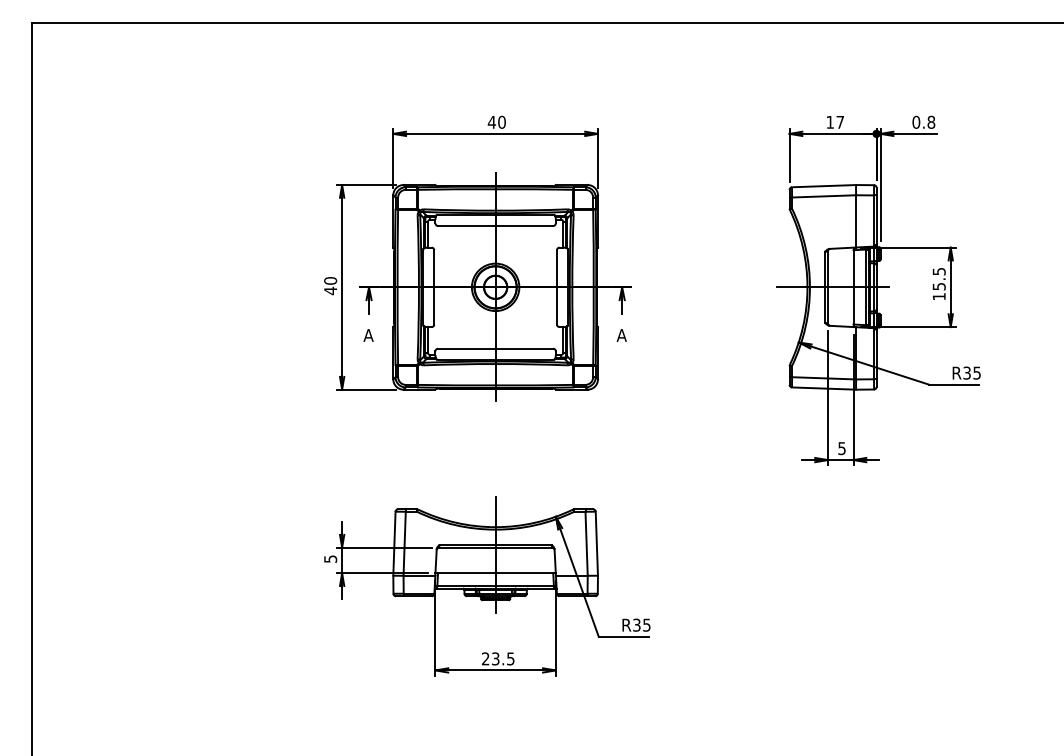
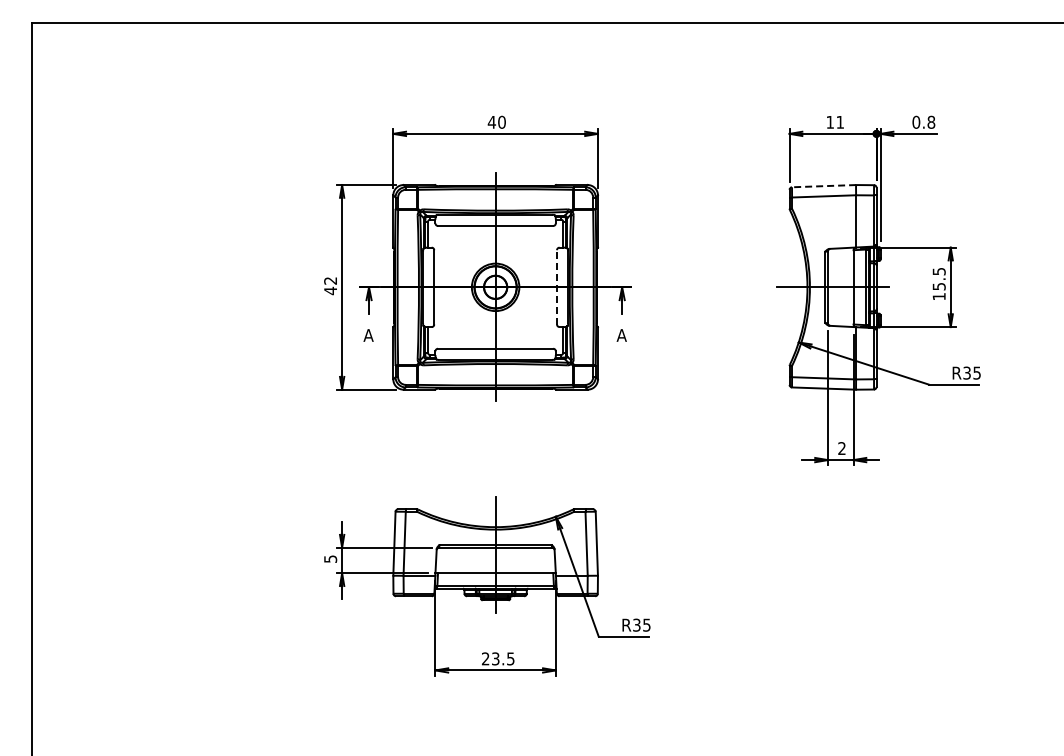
text: 17 -> 11 (839, 122)
line: solid -> dashed (823, 186)
text: 40 -> 42 (330, 280)
line: solid -> dashed (557, 286)
text: 5 -> 2 (841, 448)
